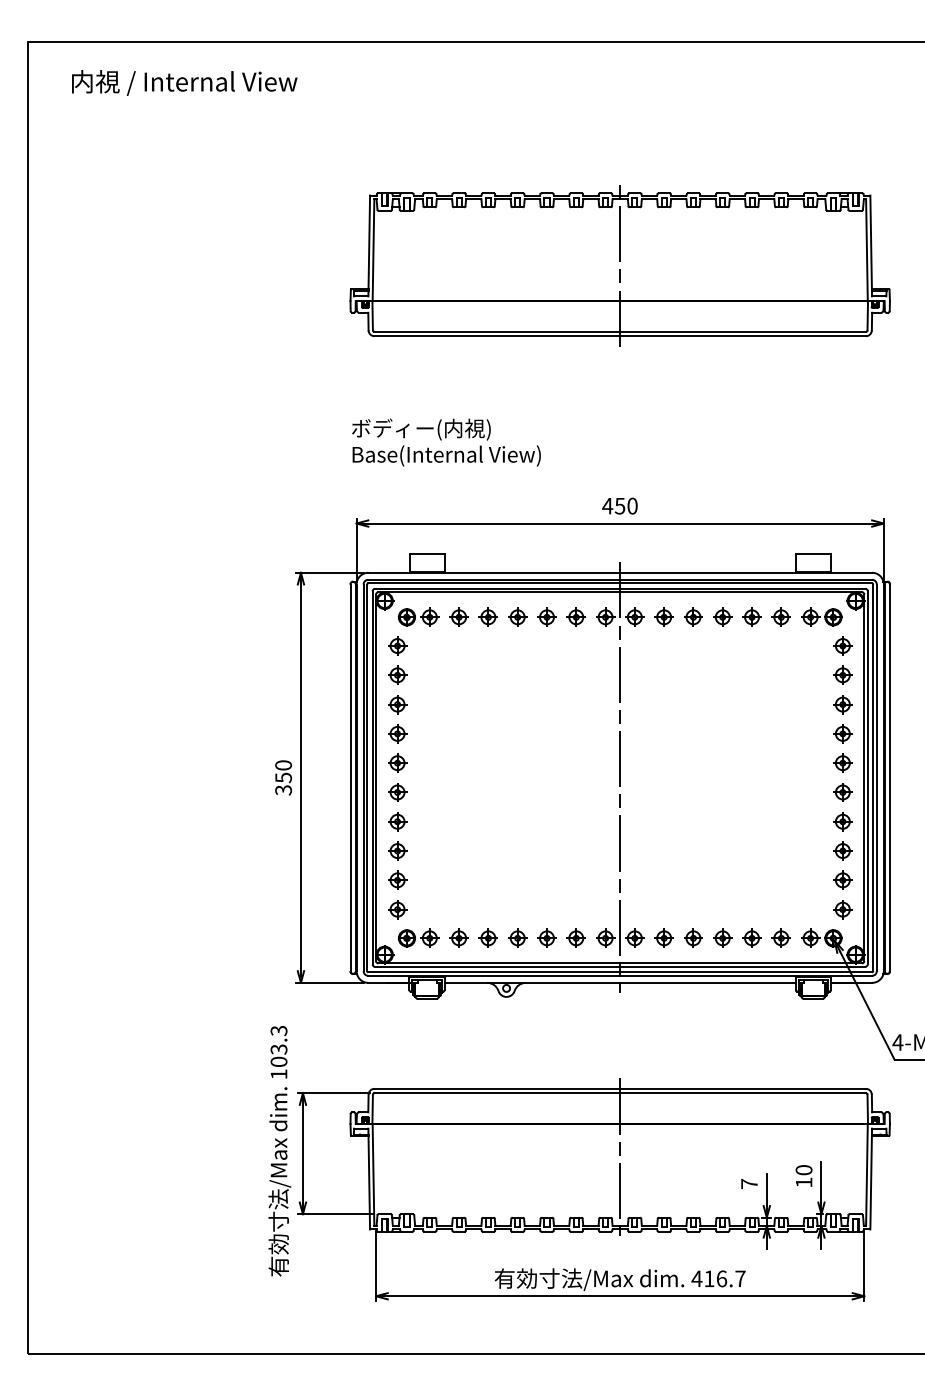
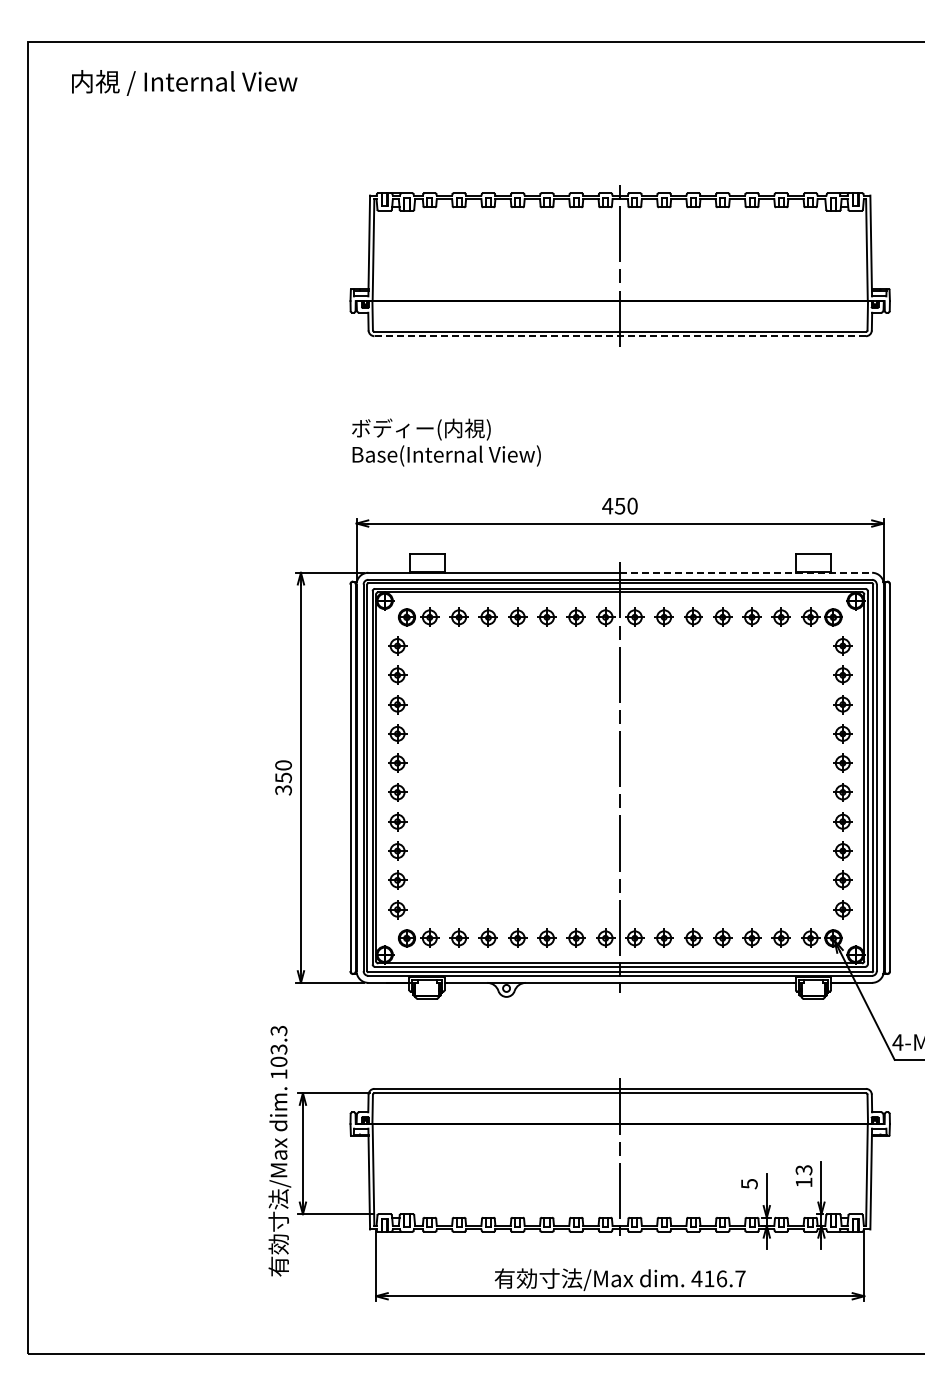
line: solid -> dashed (620, 336)
line: solid -> dashed (746, 572)
text: 10 -> 13 (803, 1170)
text: 7 -> 5 (749, 1183)
